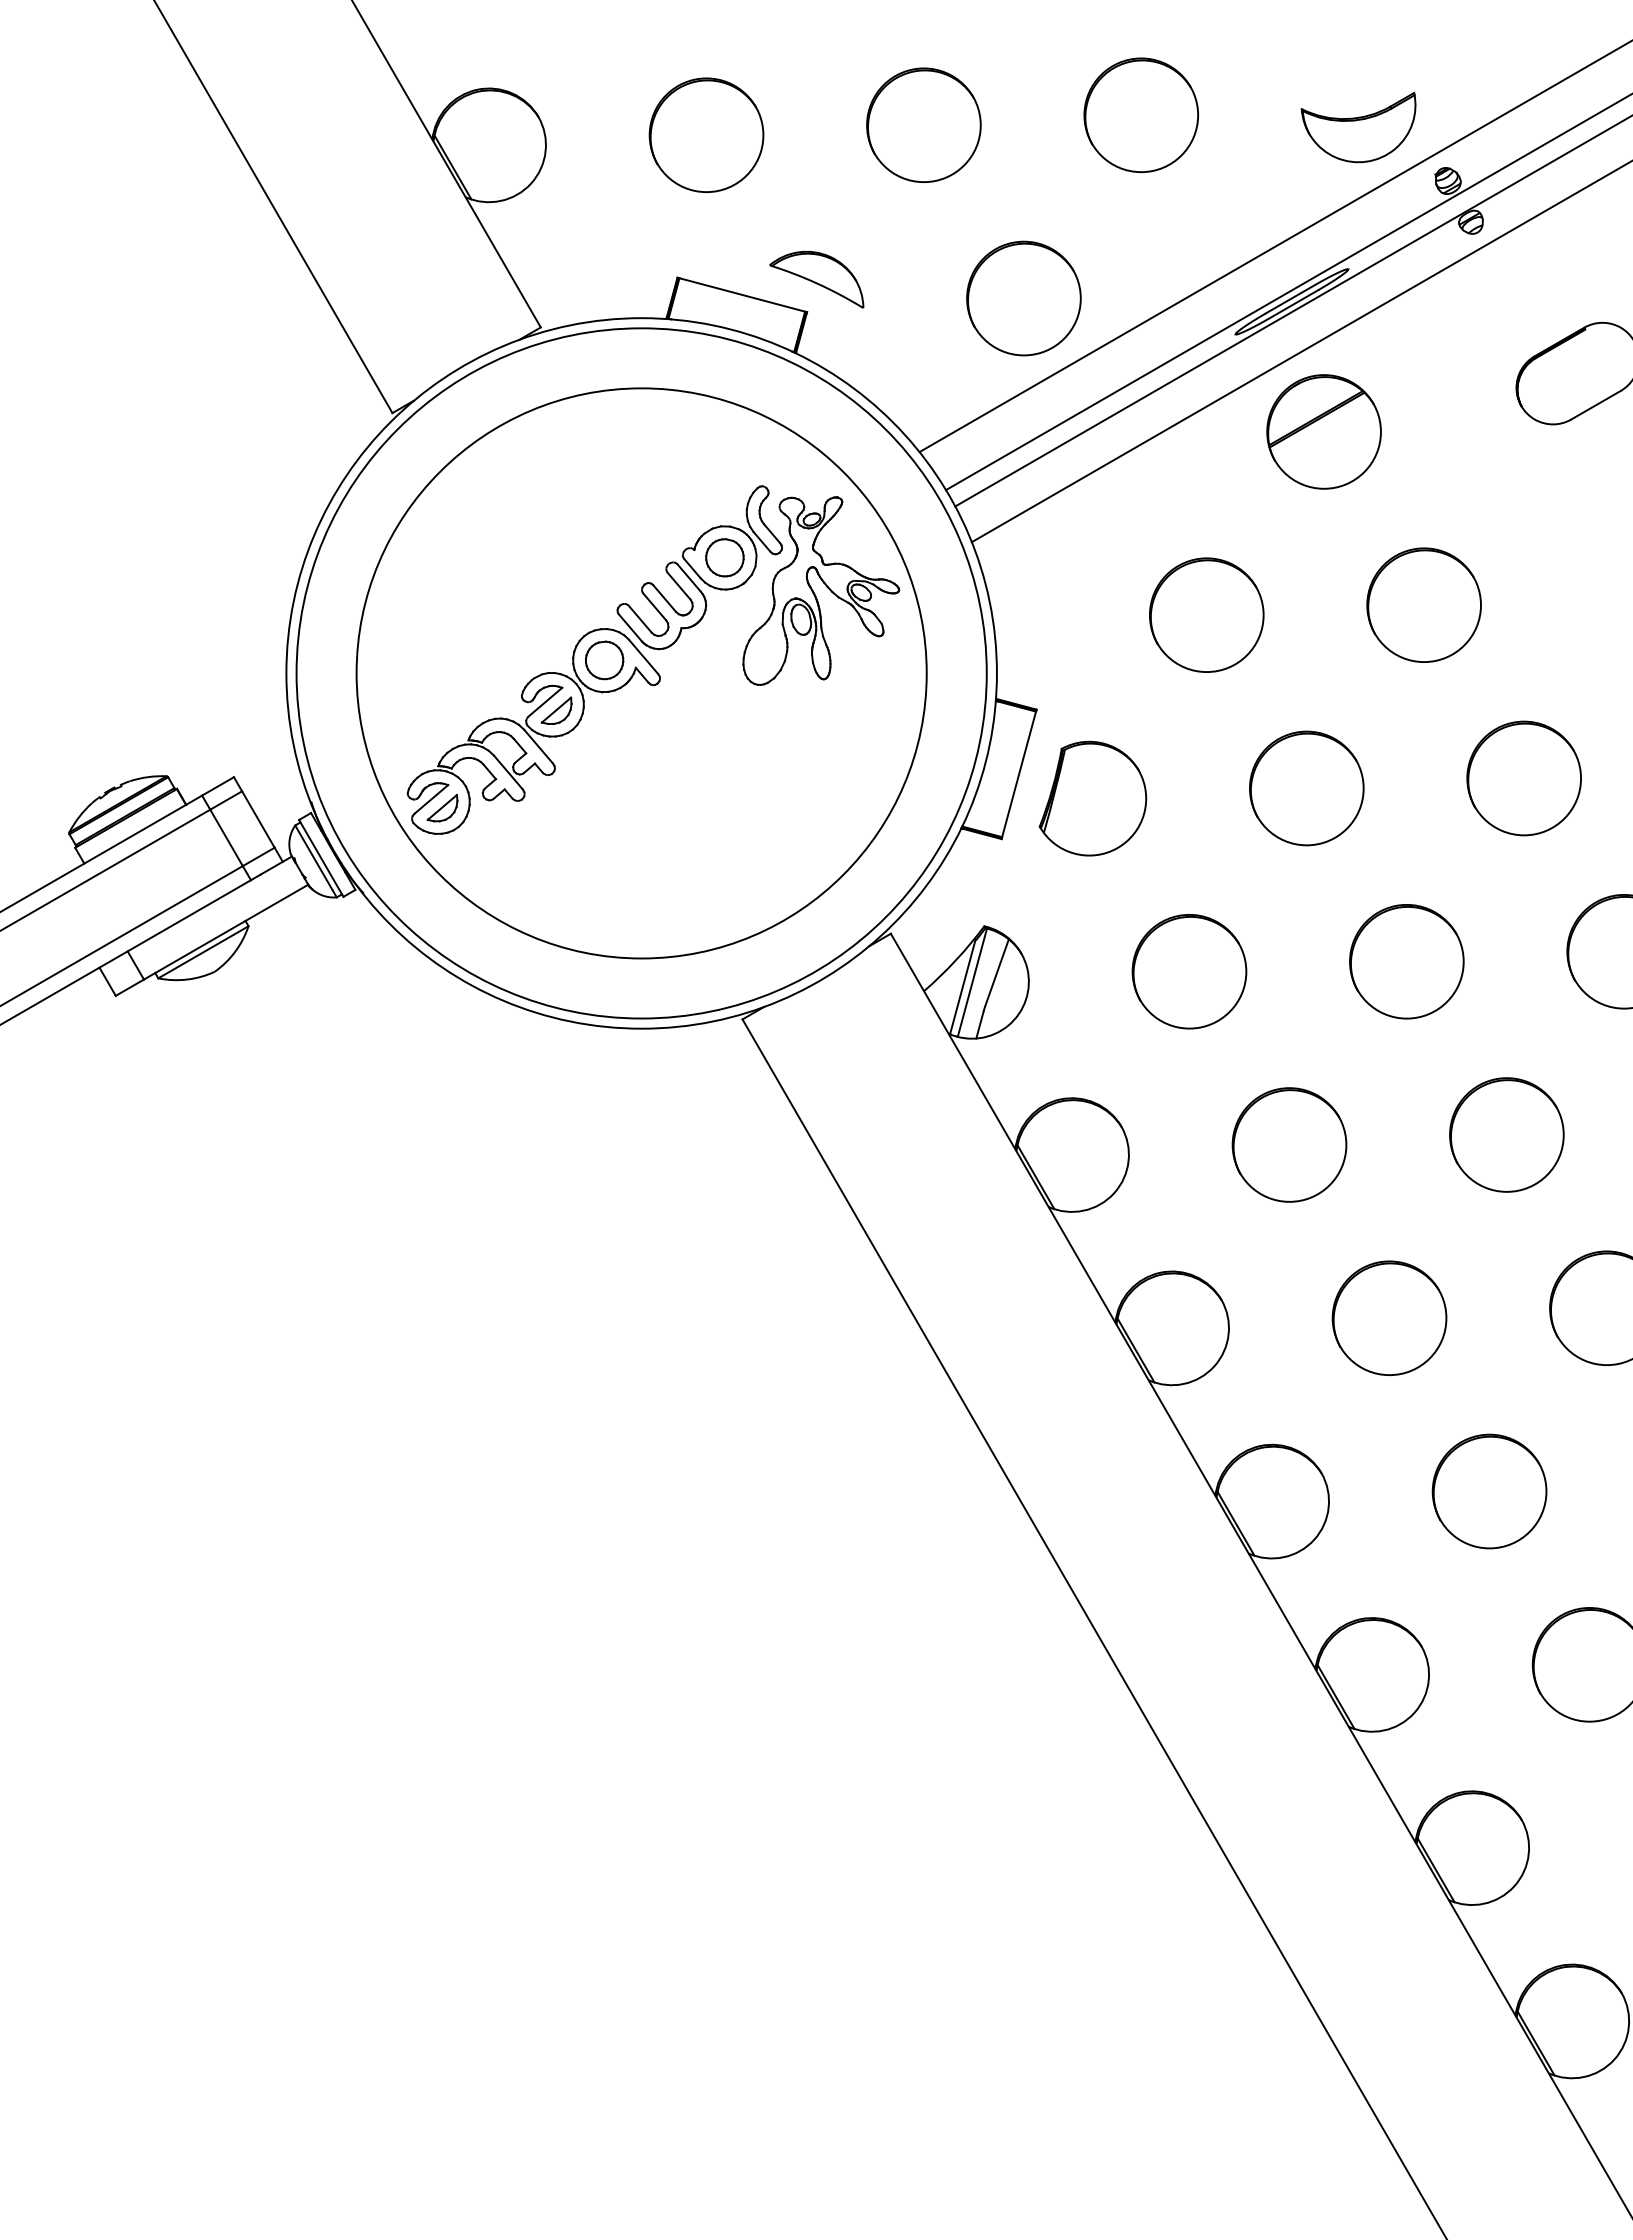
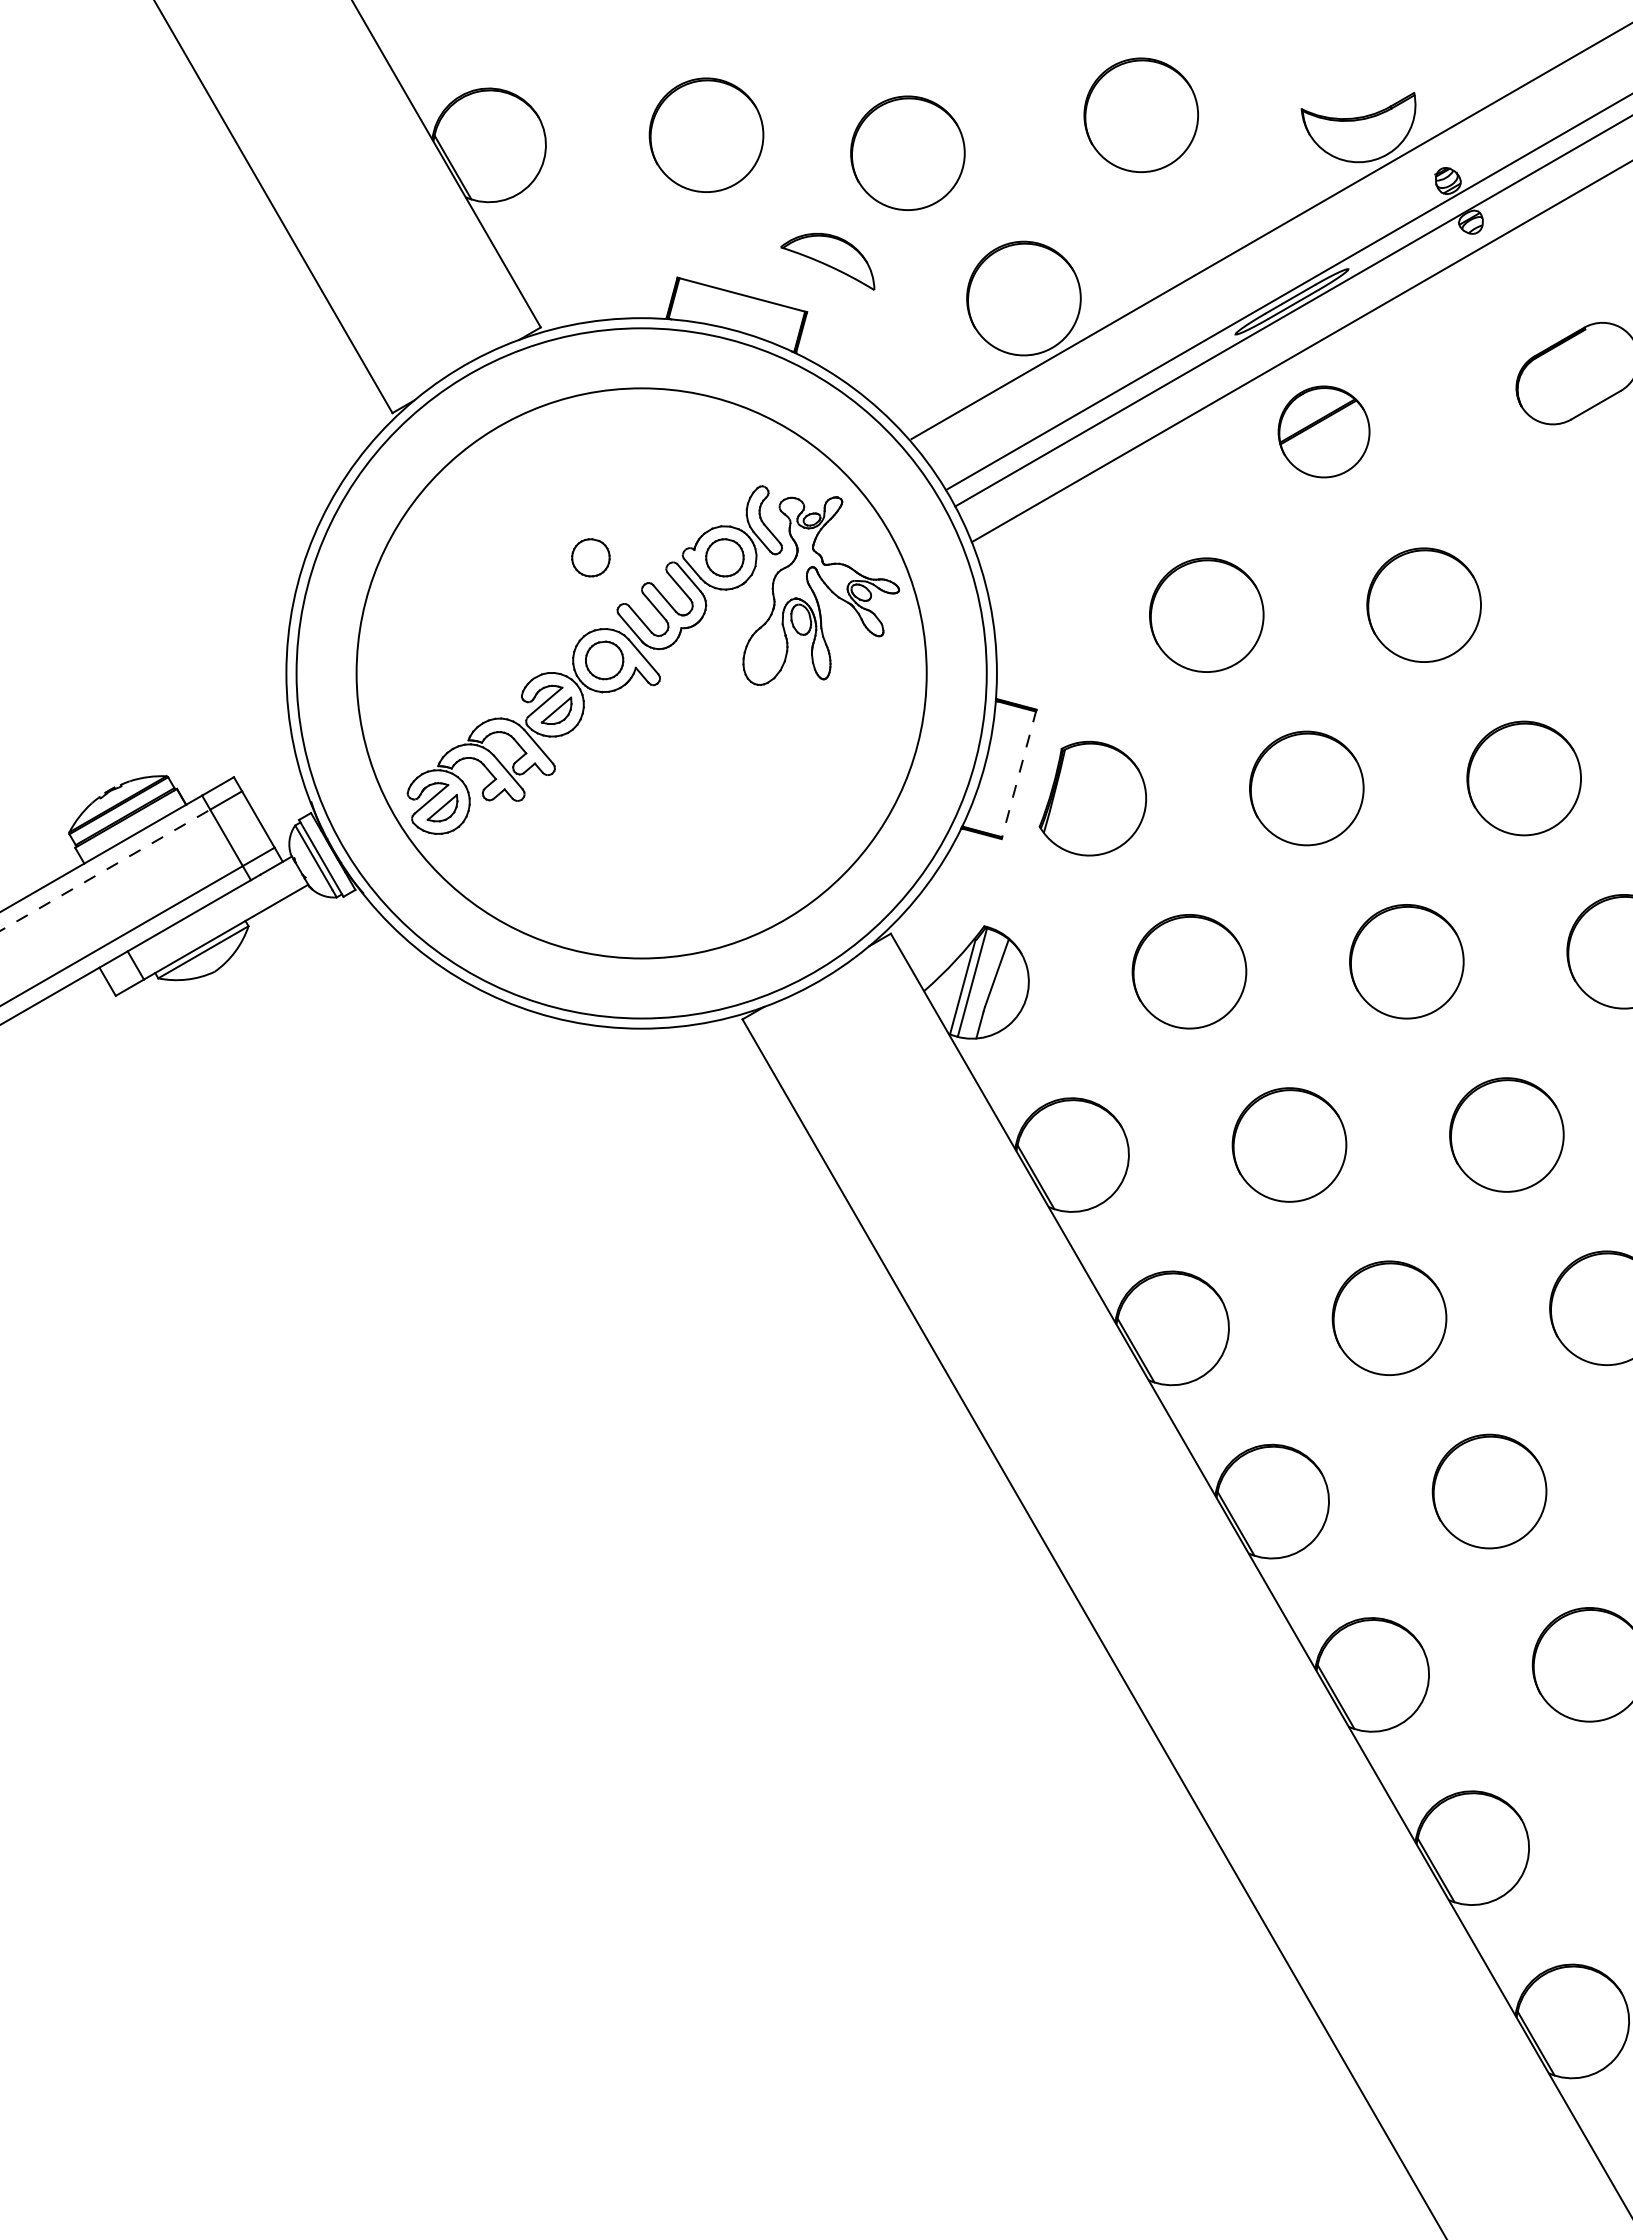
part position: (923, 124) -> (907, 152) (907, 152)
line position: (1274, 247) -> (1270, 231) (1270, 231)
part position: (816, 279) -> (827, 261) (827, 261)
part size: 116x116 px -> 94x94 px (1323, 431)
part: none -> present (590, 557)
line: solid -> dashed (1018, 774)
line: solid -> dashed (105, 870)
